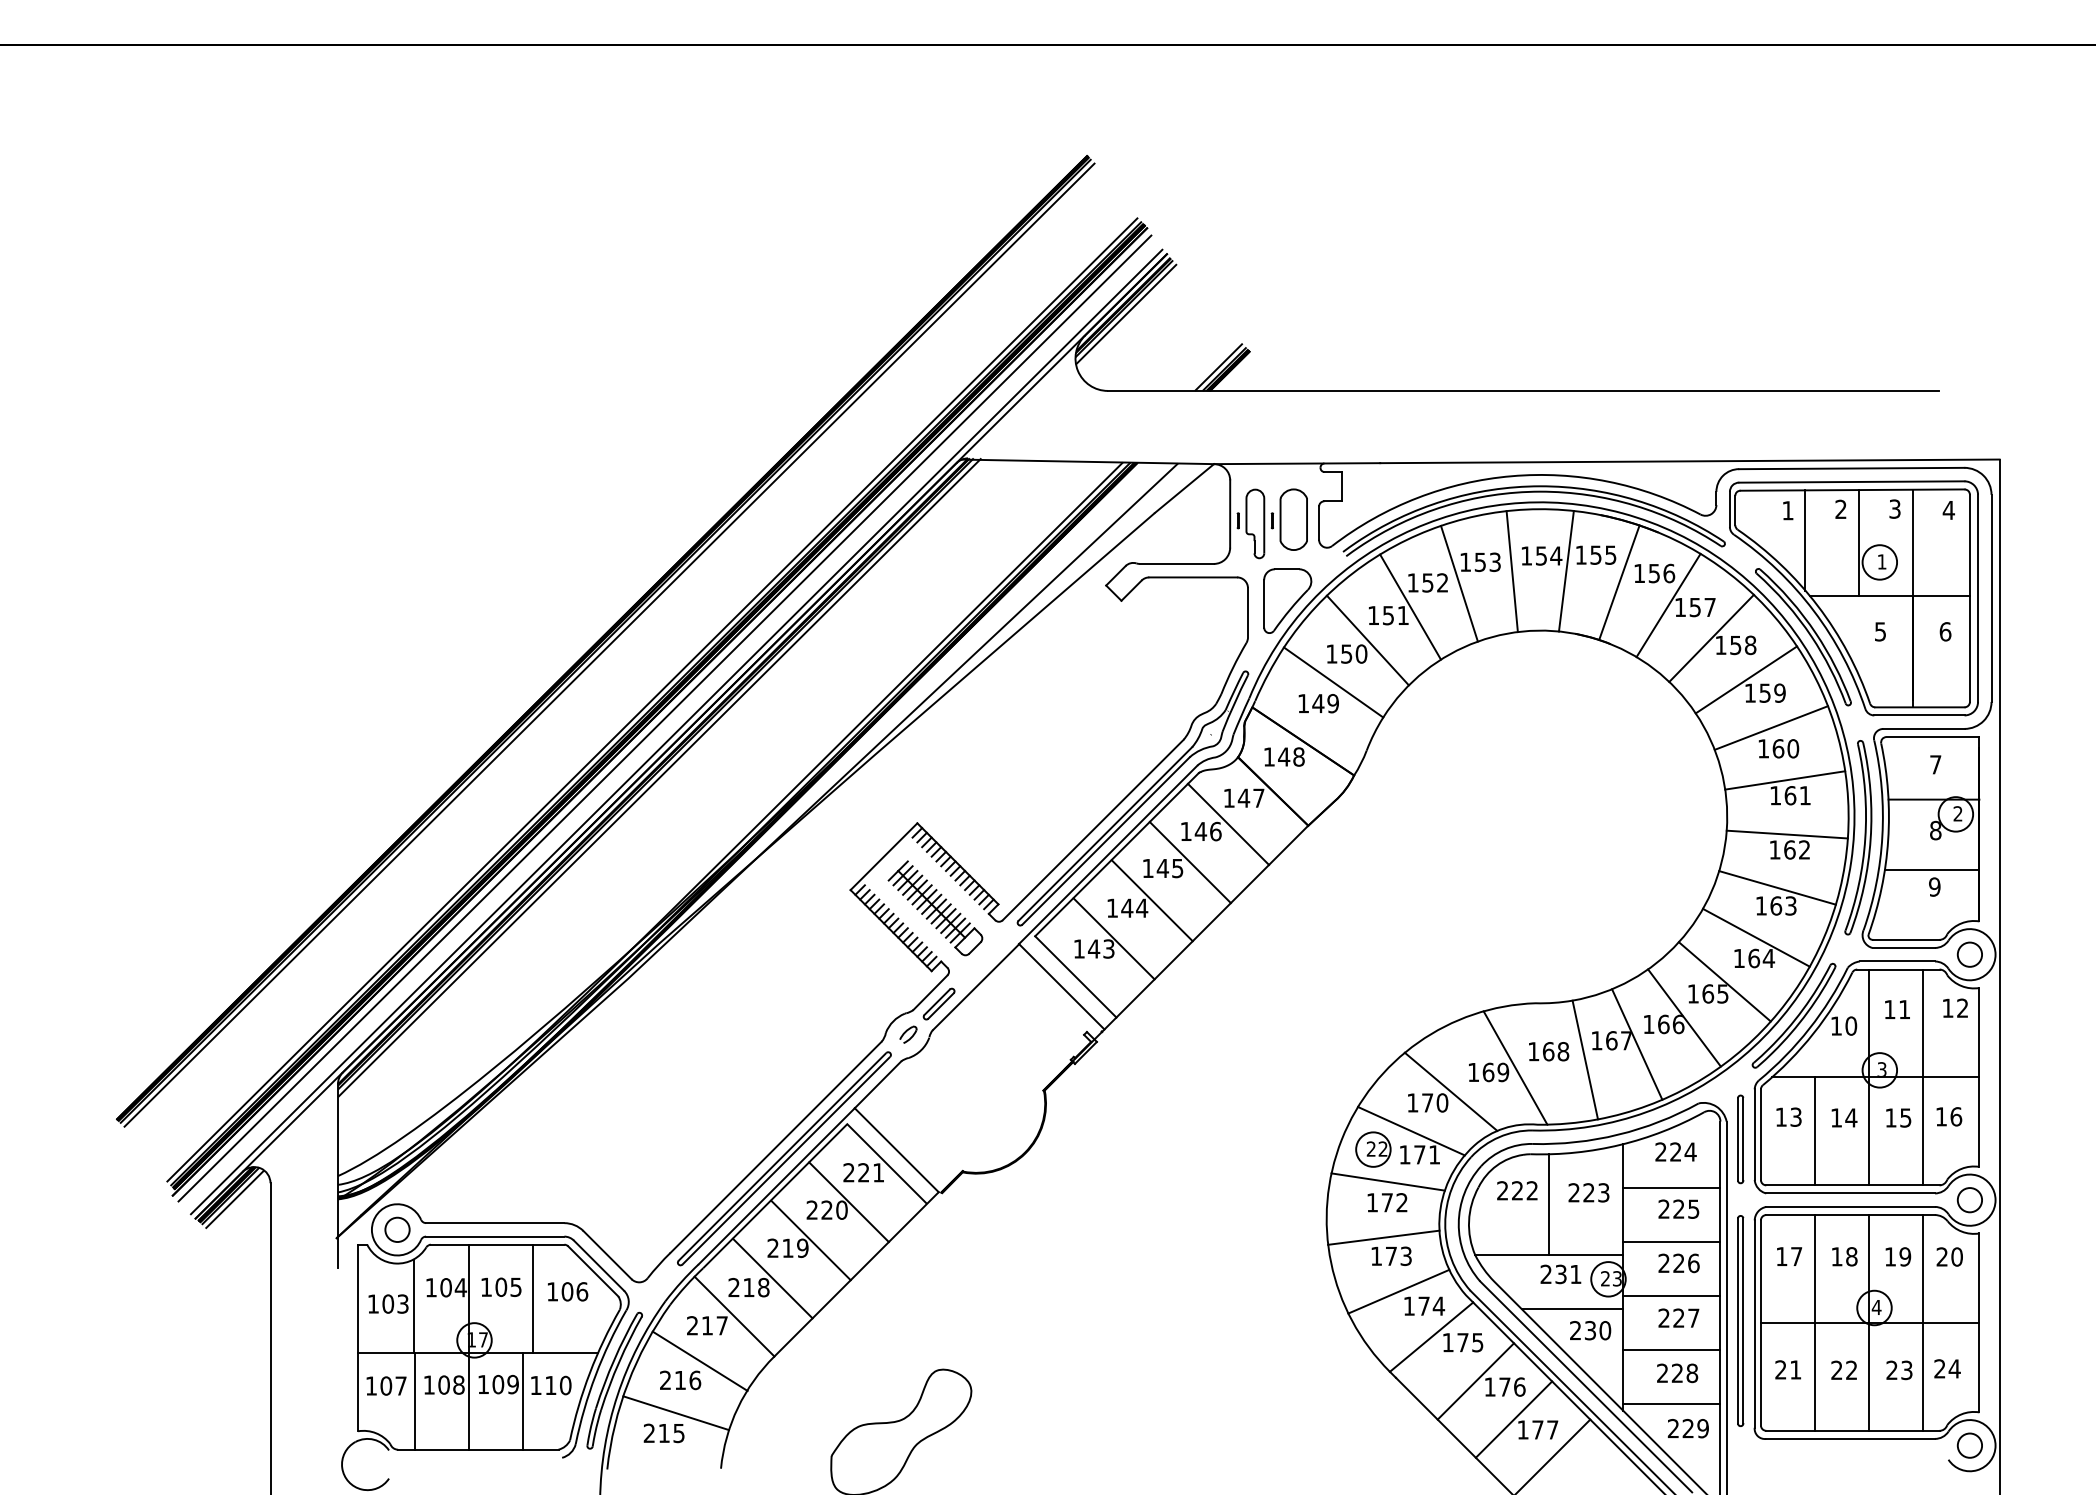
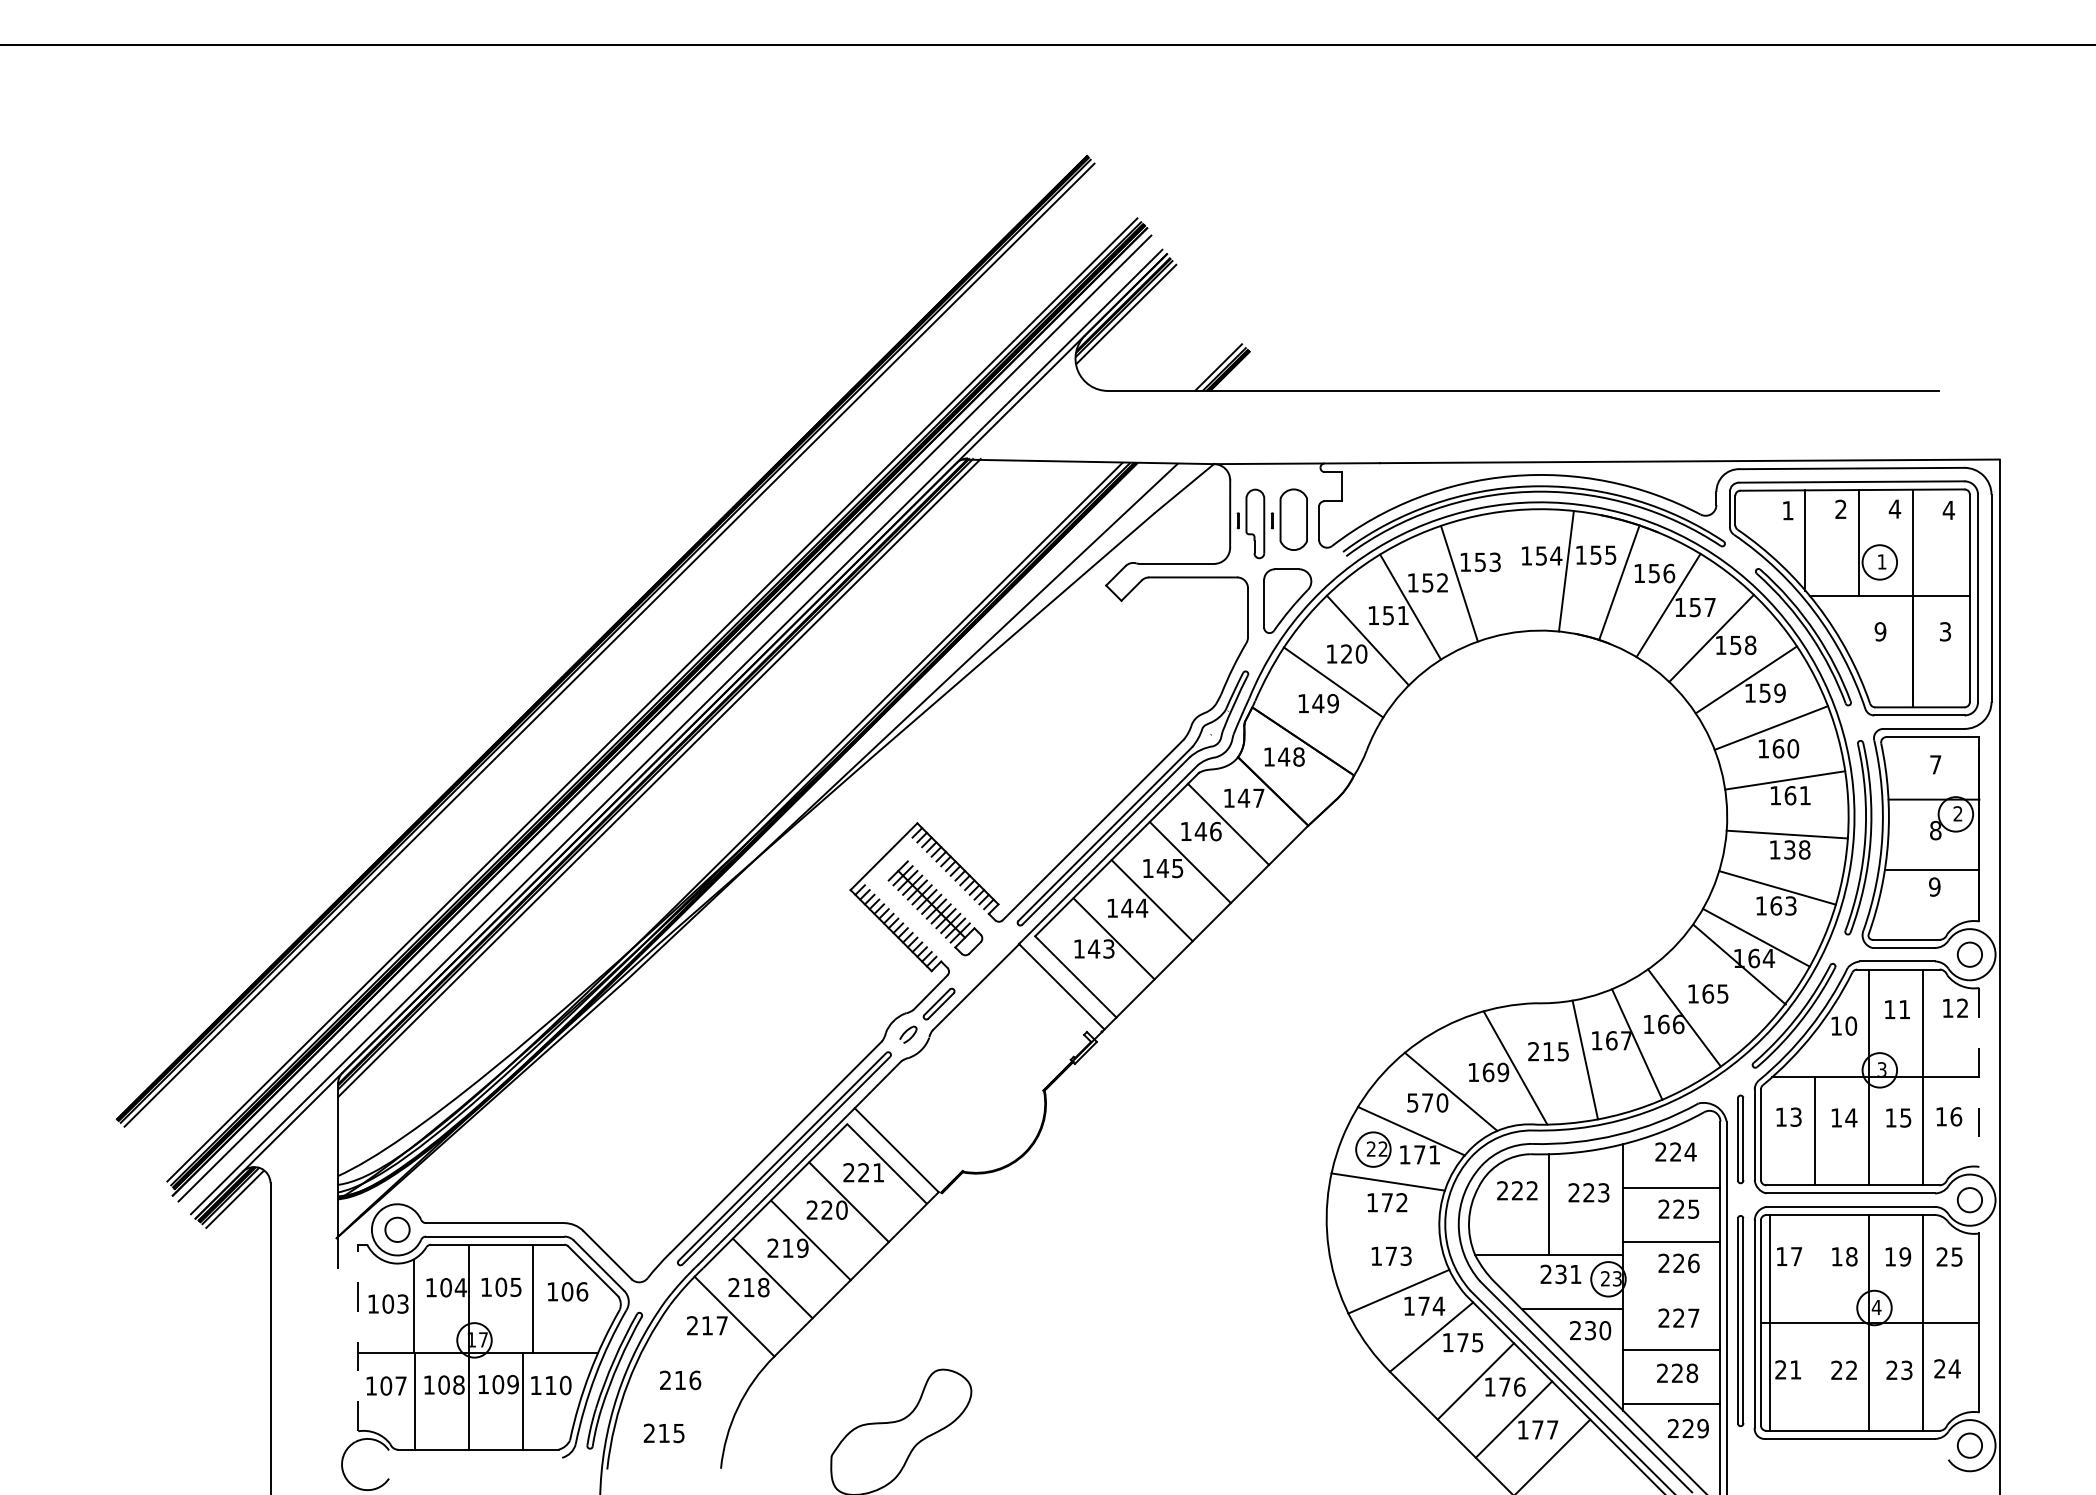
text: 3 -> 4 (1894, 508)
line: present -> none (1511, 571)
text: 5 -> 9 (1880, 631)
text: 6 -> 3 (1945, 631)
text: 150 -> 120 (1346, 653)
text: 162 -> 138 (1797, 849)
line position: (1724, 981) -> (1739, 964) (1739, 964)
text: 168 -> 215 (1548, 1051)
line: solid -> dashed (1979, 1077)
text: 170 -> 570 (1412, 1102)
line: present -> none (1383, 1237)
text: 20 -> 25 (1956, 1256)
line: present -> none (1671, 1295)
line position: (1814, 1322) -> (1769, 1322) (1769, 1322)
line: solid -> dashed (358, 1337)
line: present -> none (699, 1360)
line: present -> none (676, 1413)
